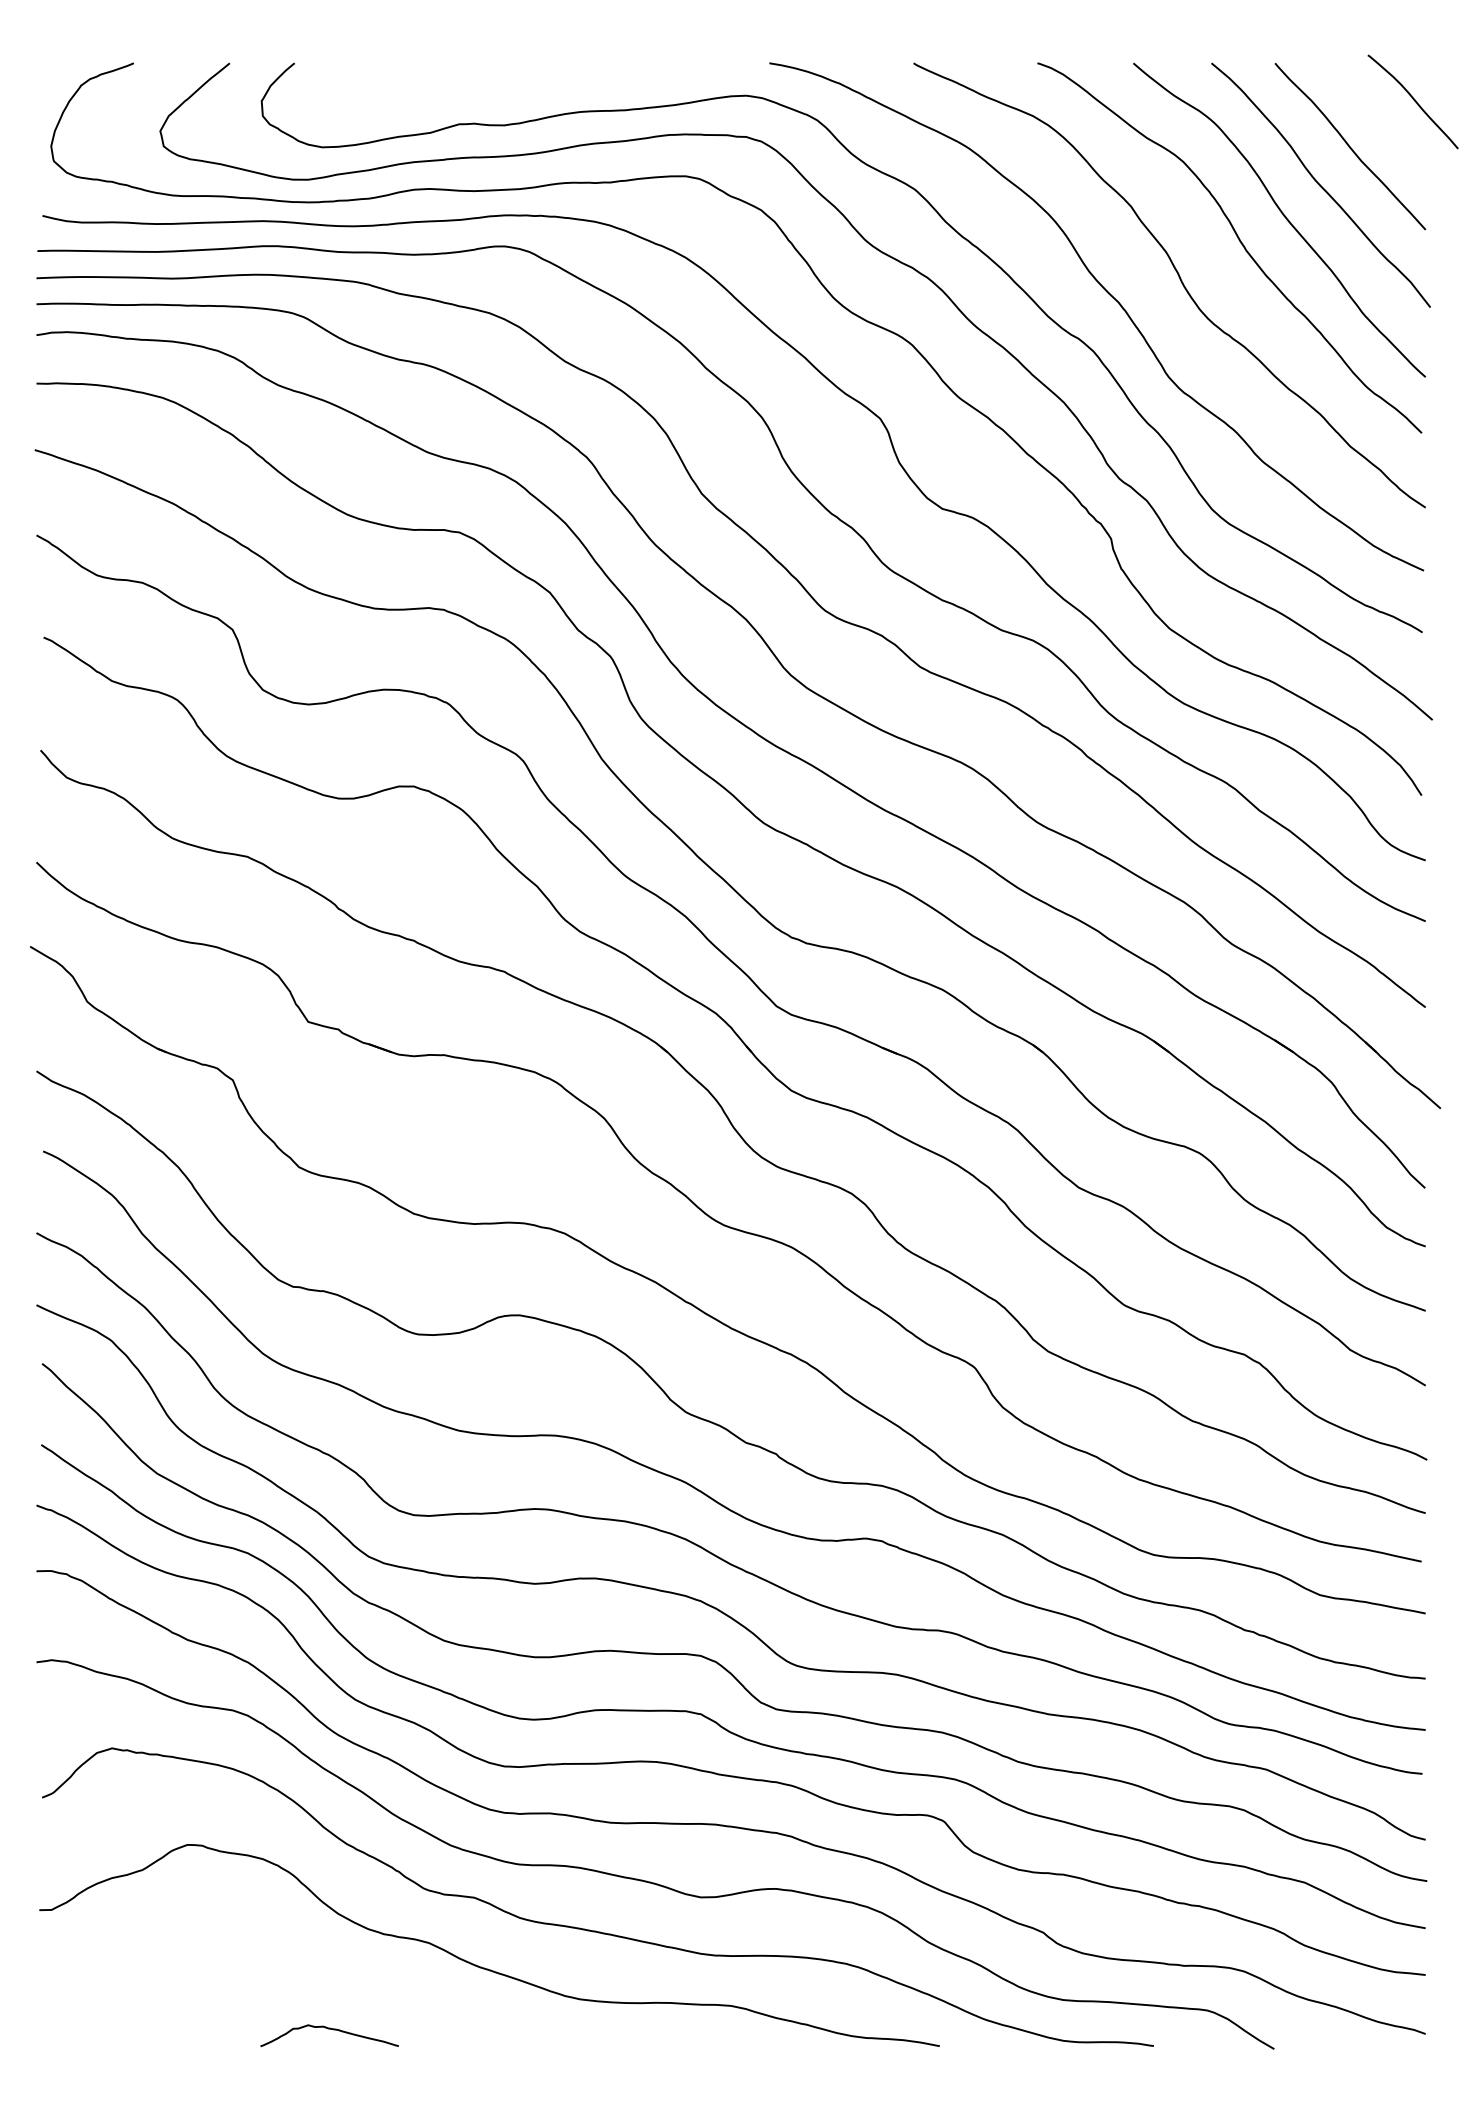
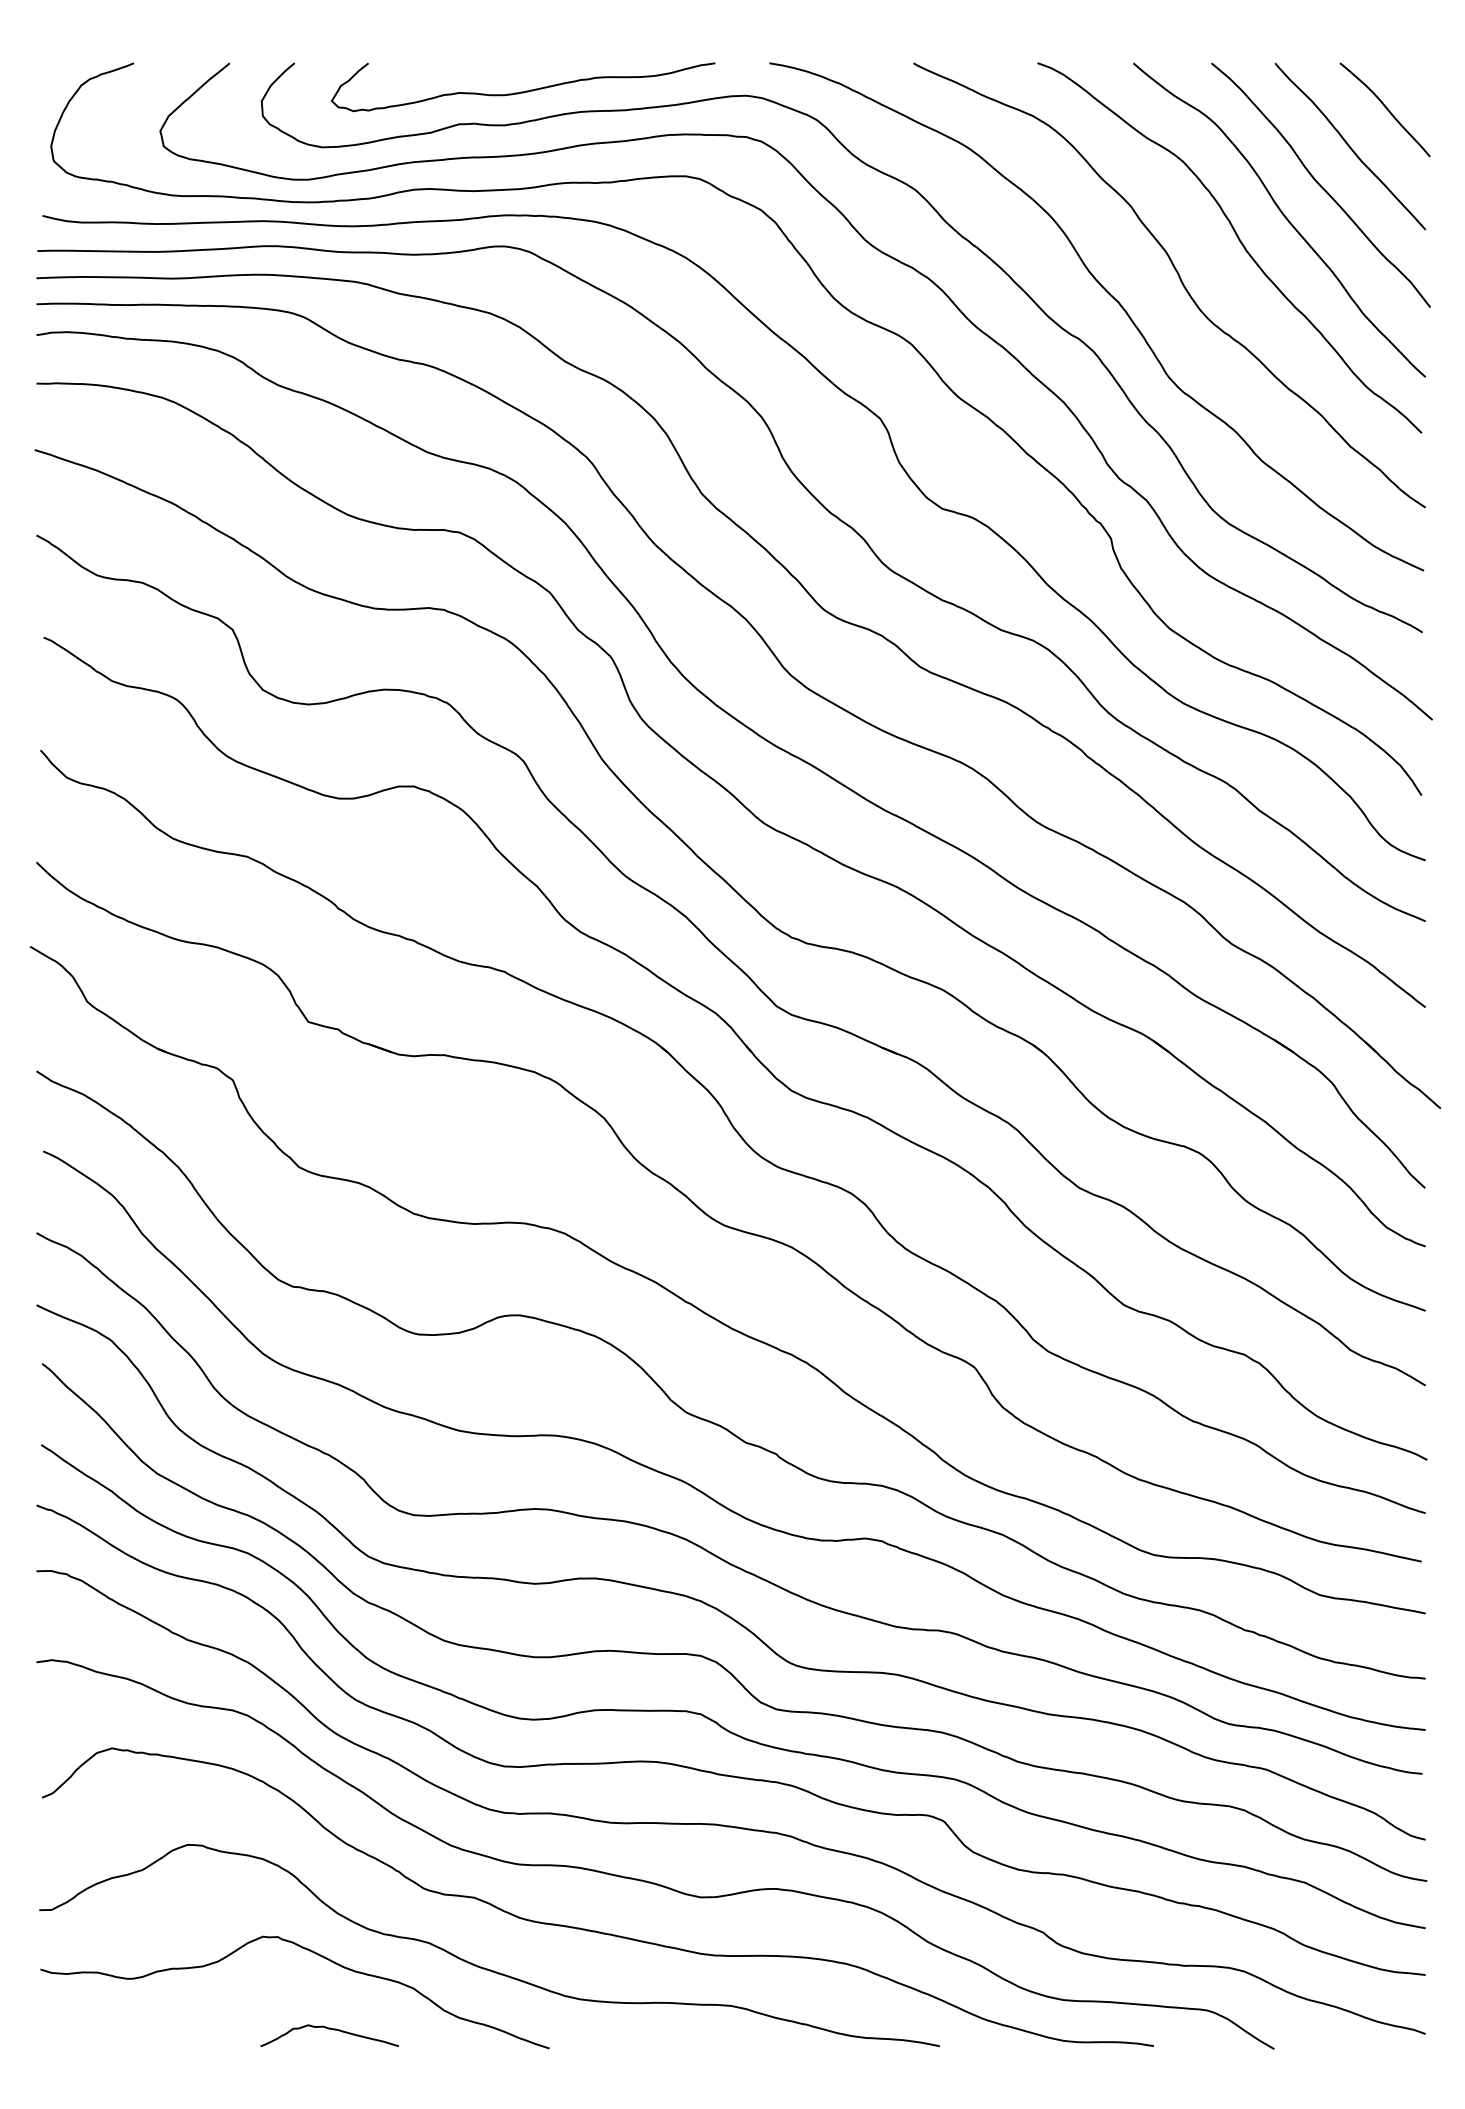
curve: none -> present (523, 91)
curve position: (1413, 100) -> (1385, 108) (1385, 108)
curve: none -> present (313, 1953)
